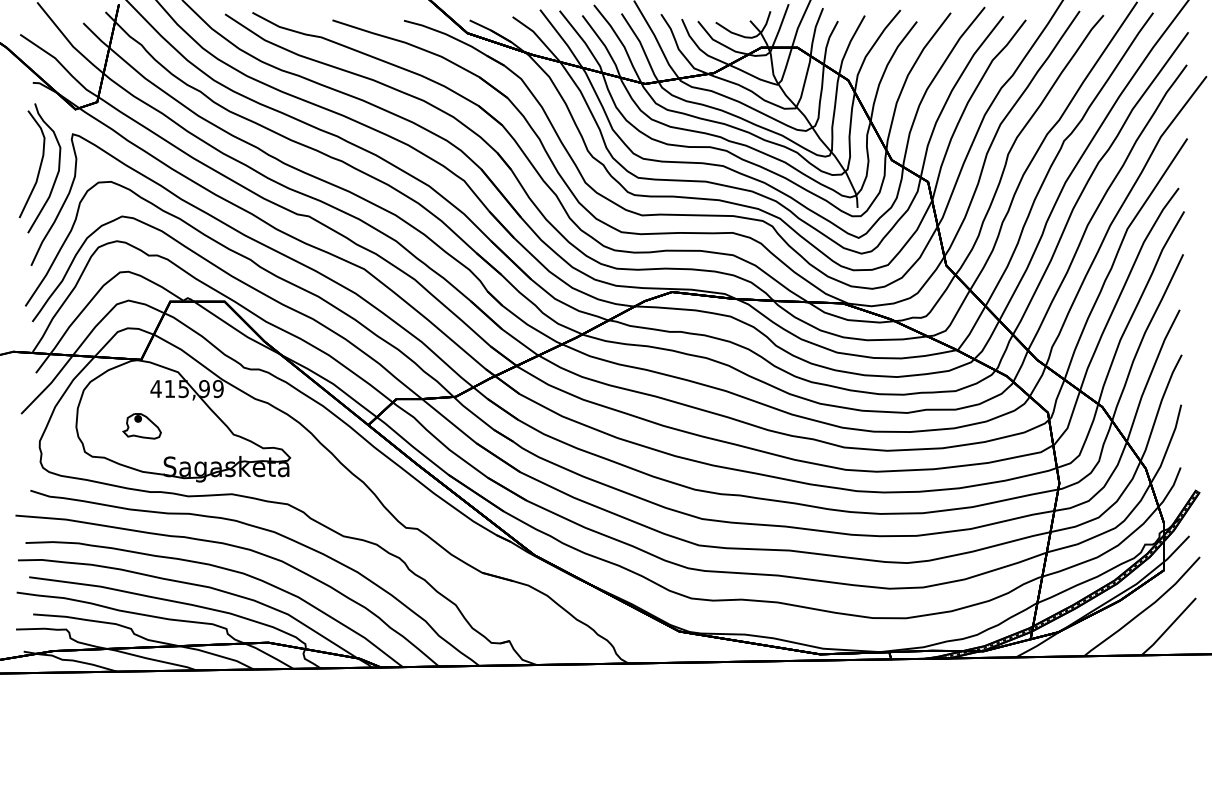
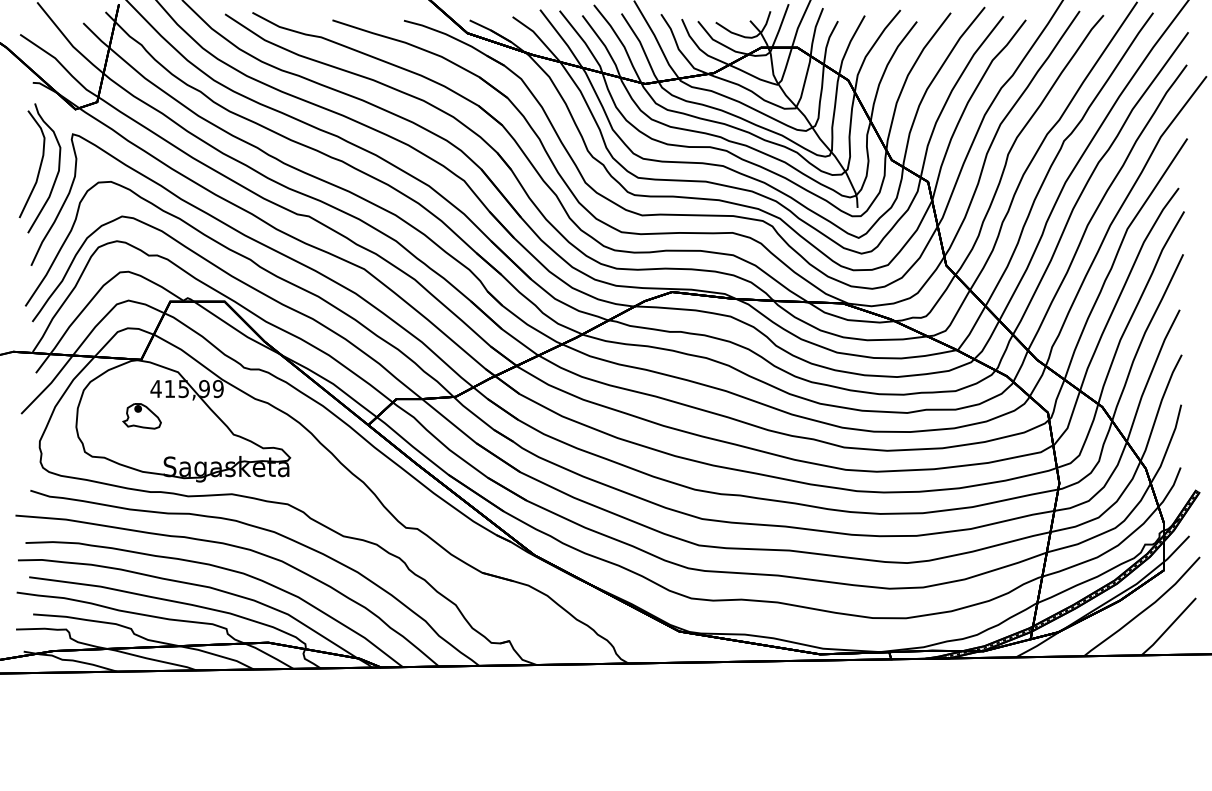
part position: (141, 426) -> (141, 416) (141, 416)
